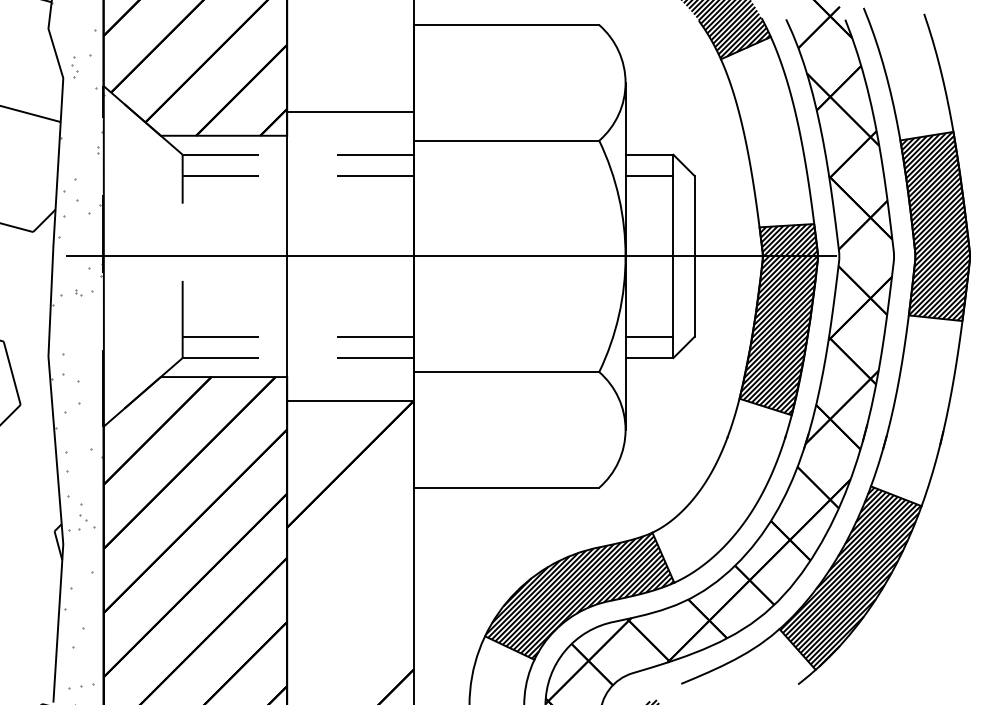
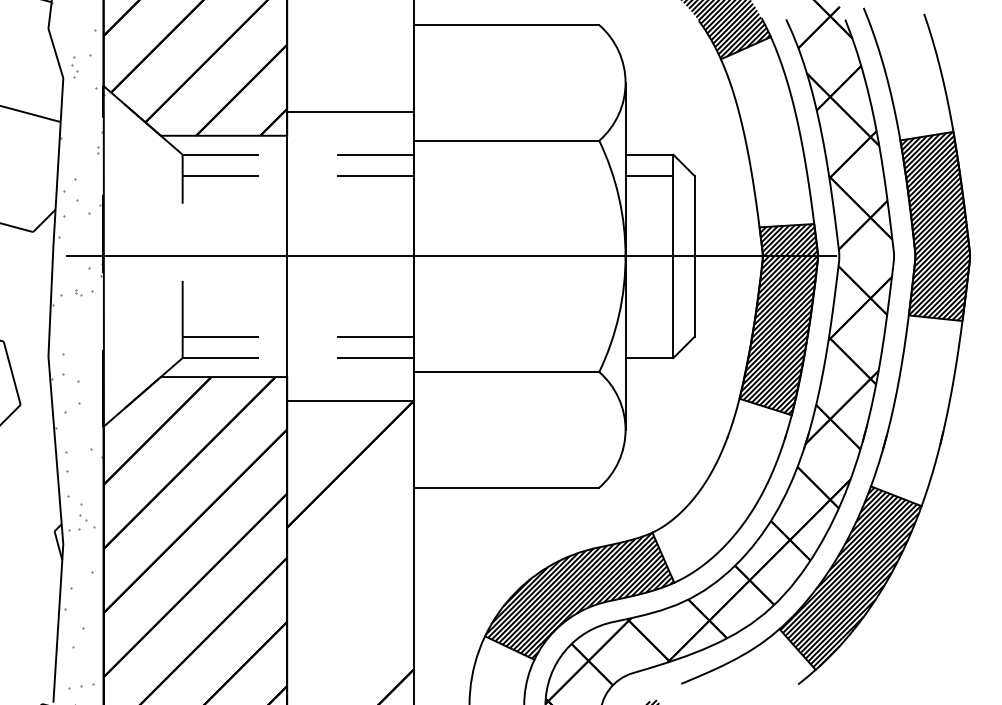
line: present -> none (649, 336)
